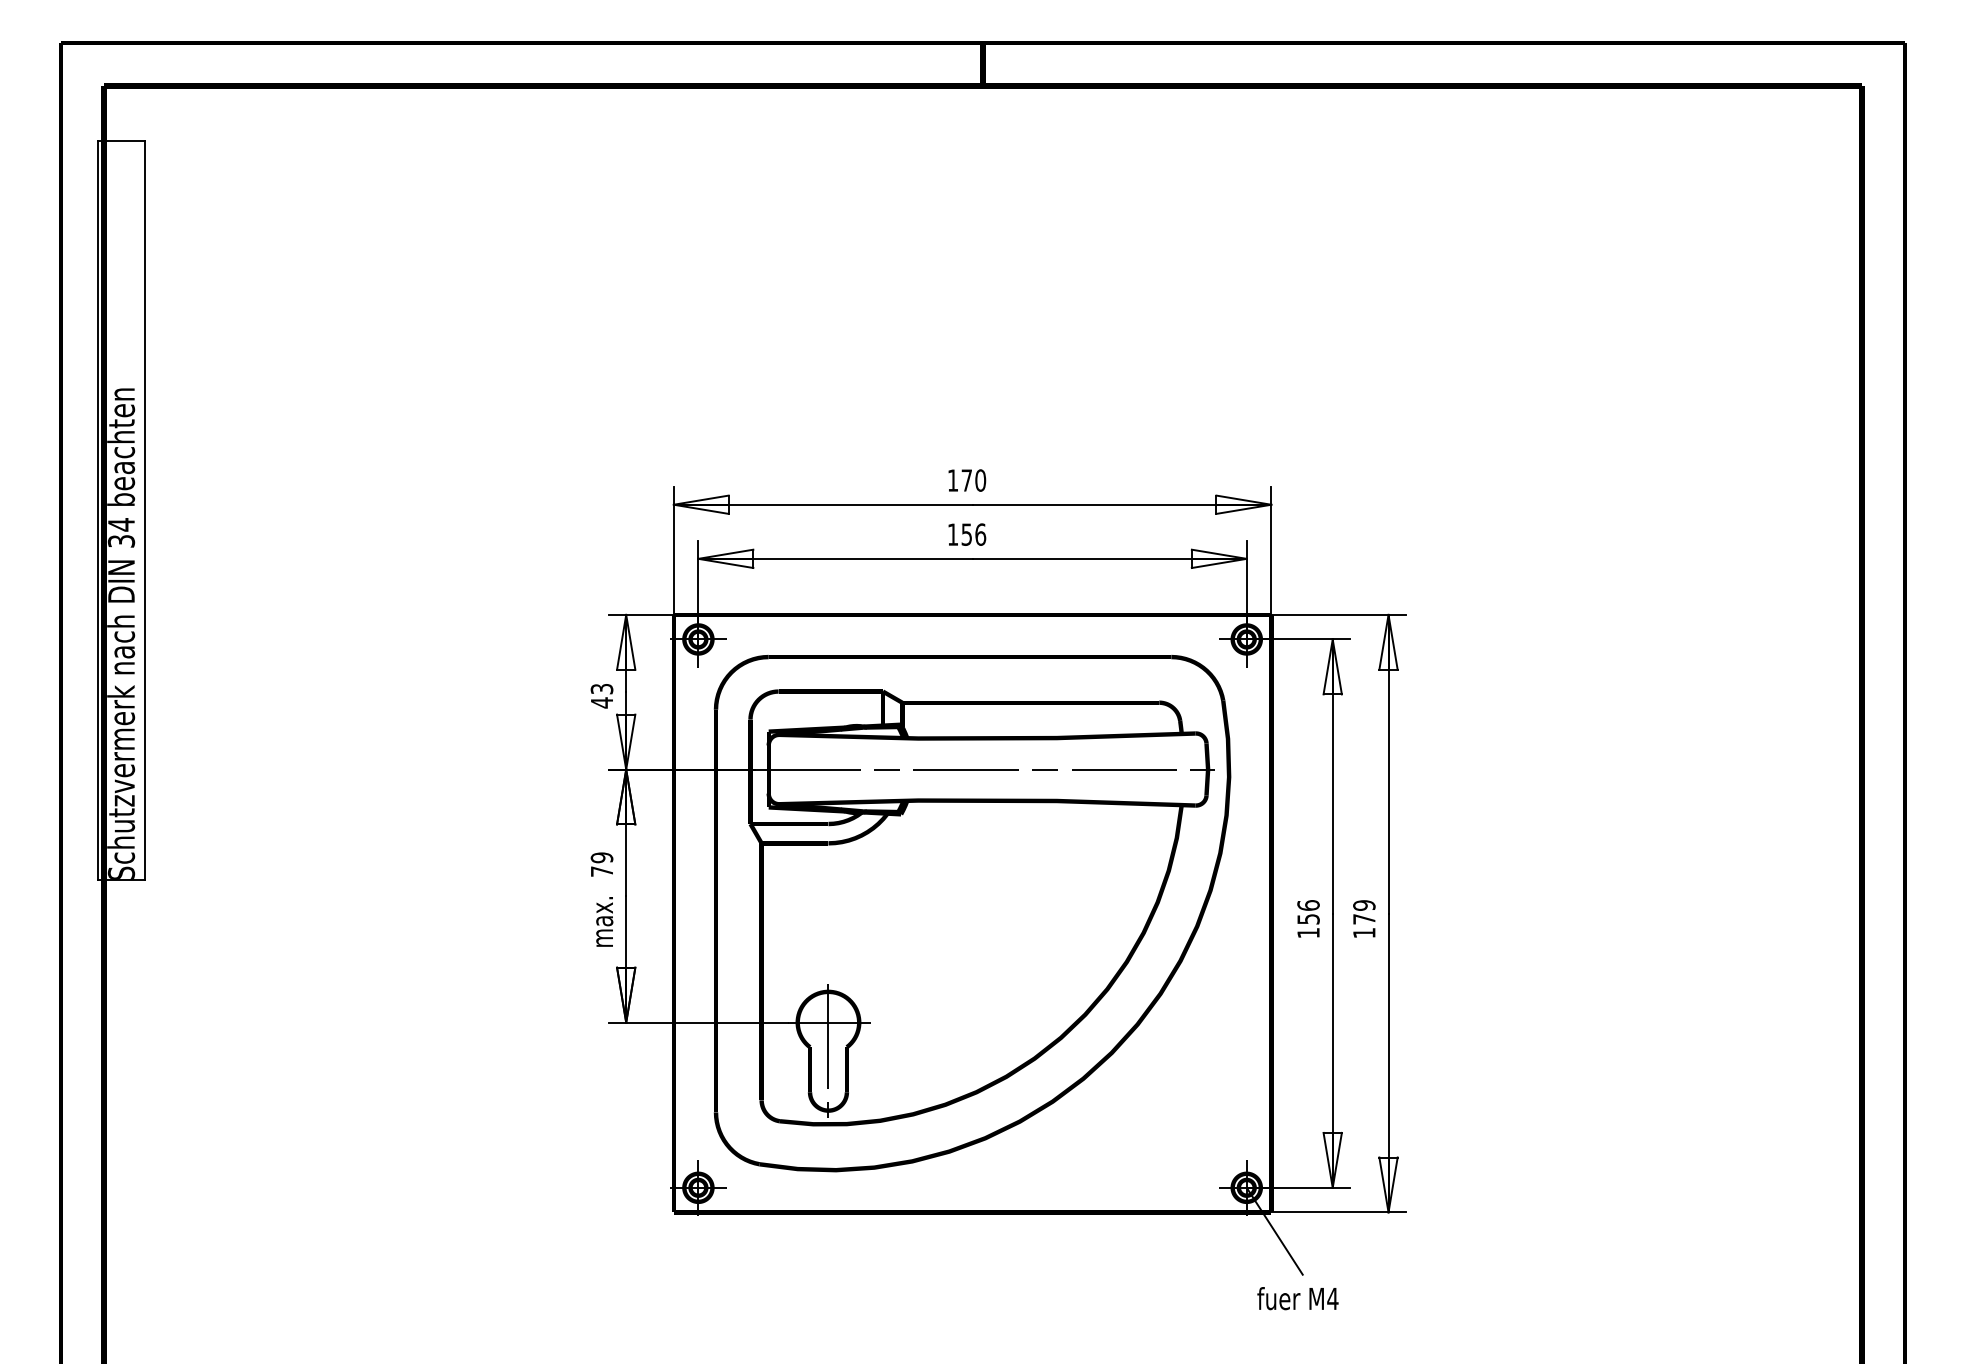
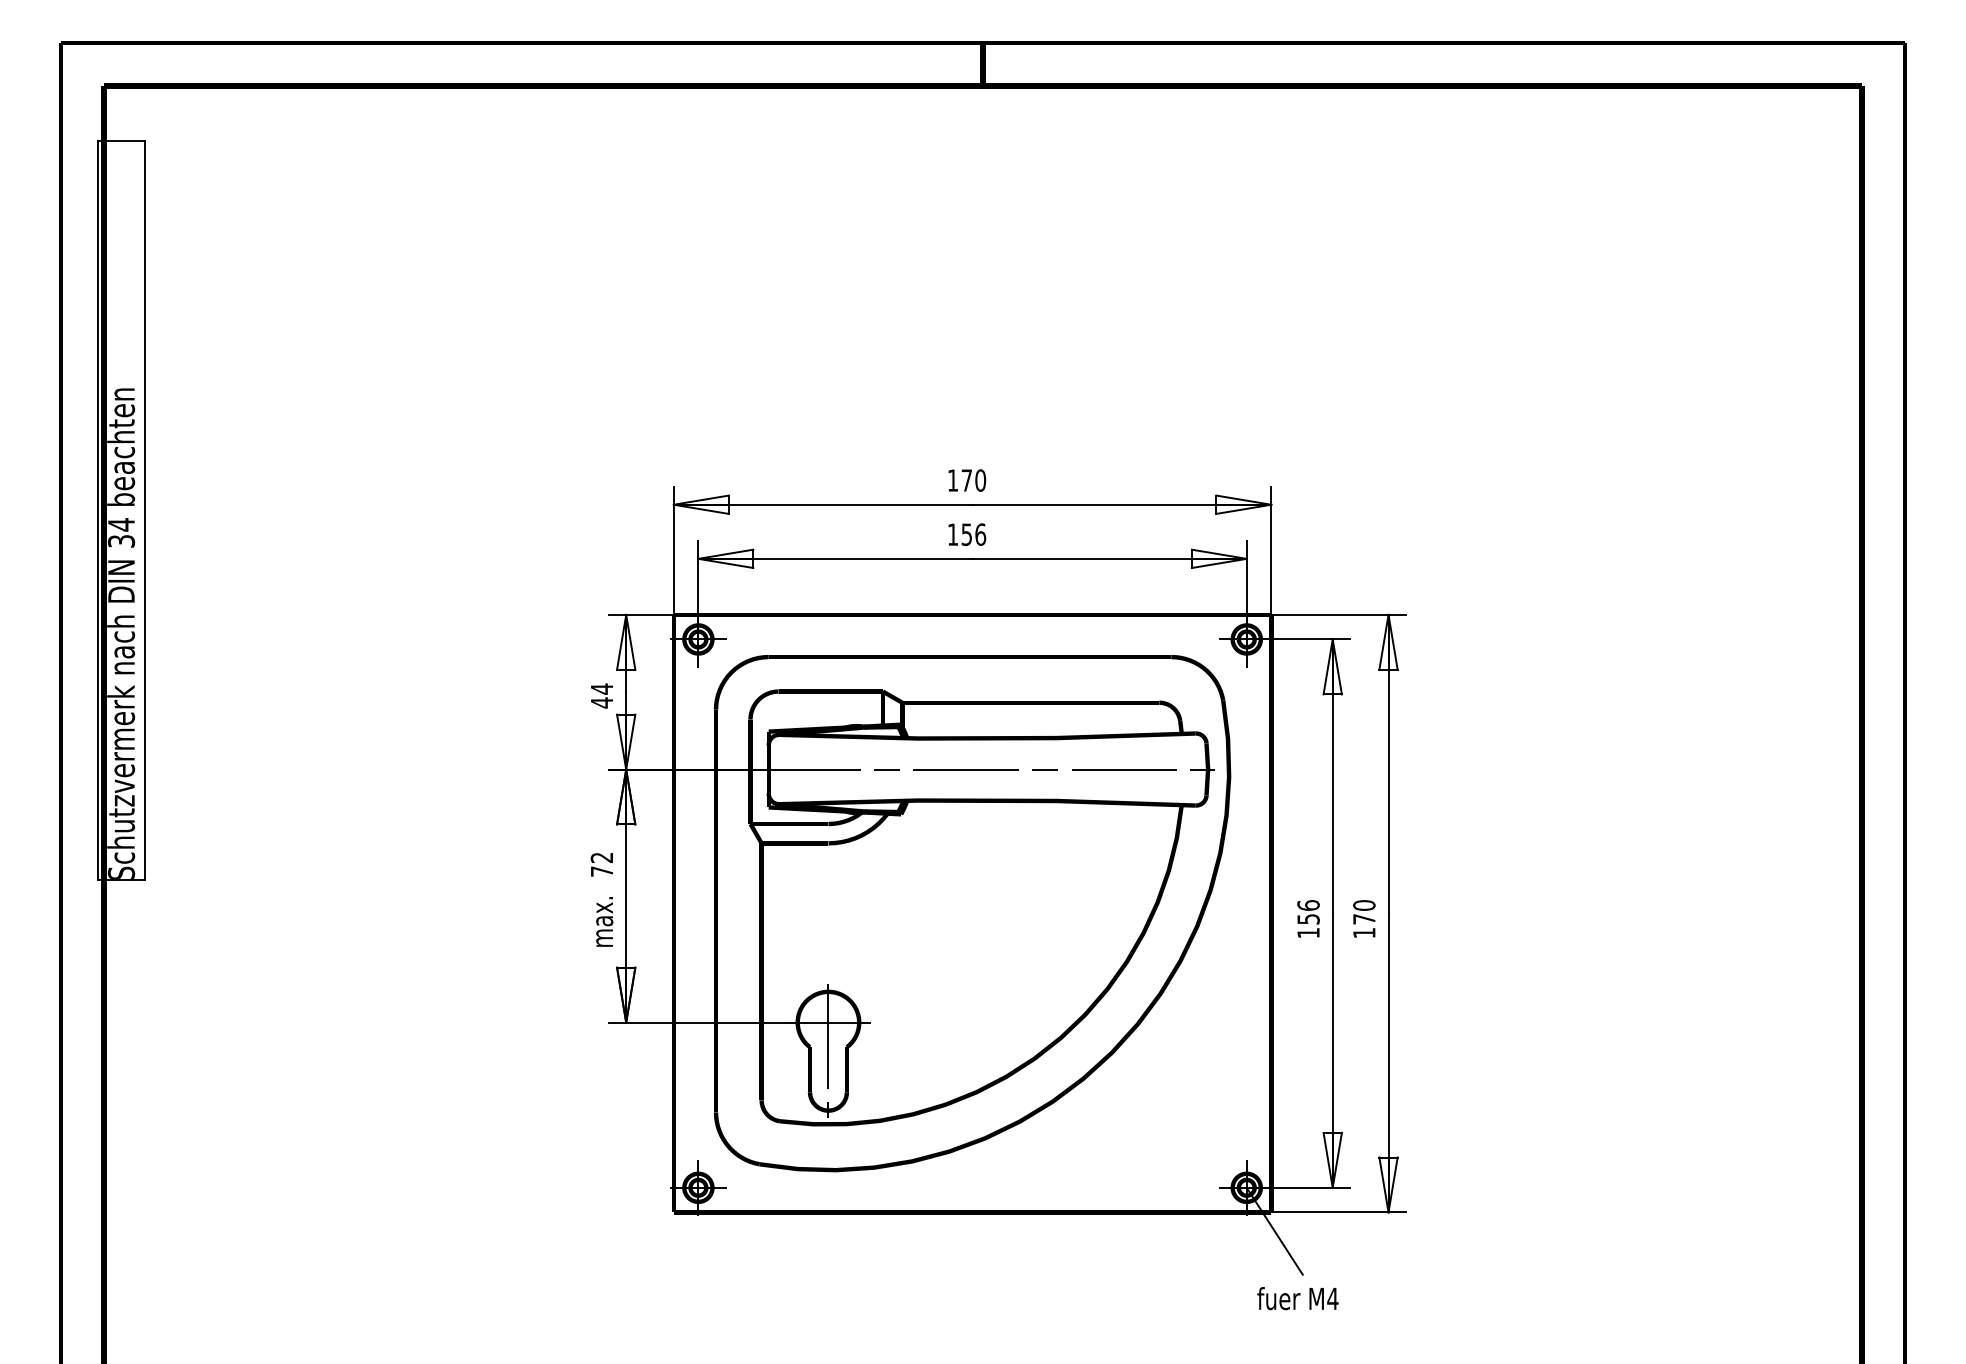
text: 43 -> 44 (601, 688)
text: 79 -> 72 (601, 857)
text: 179 -> 170 (1364, 905)
